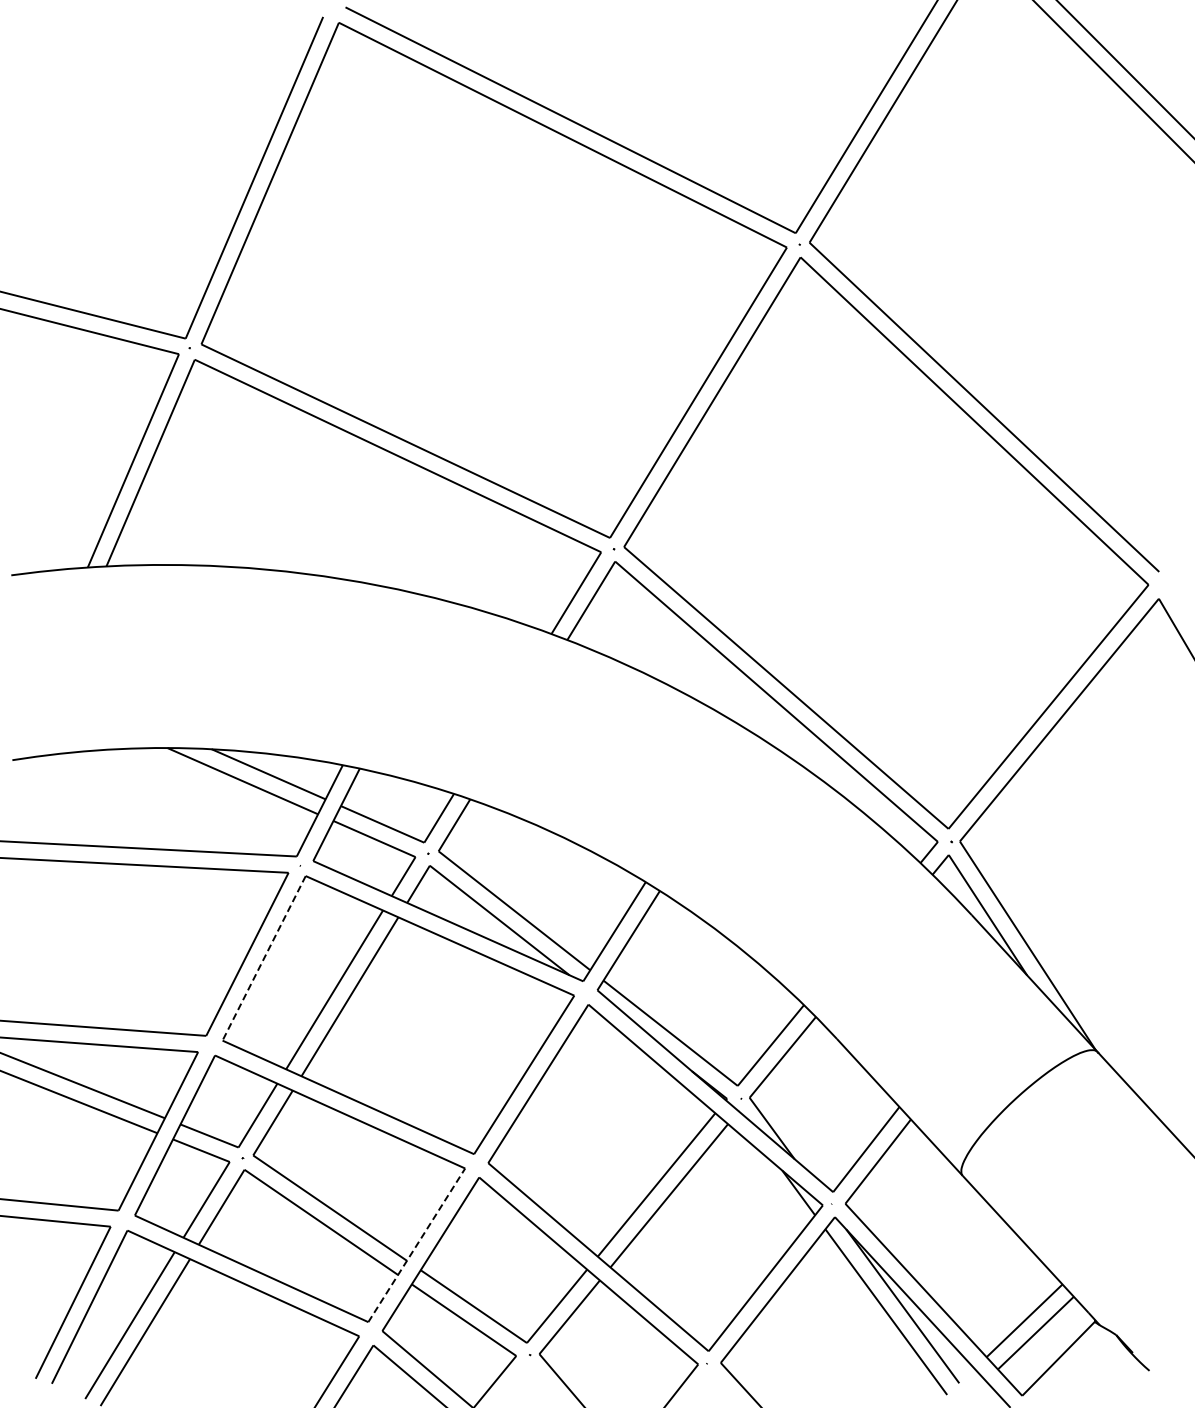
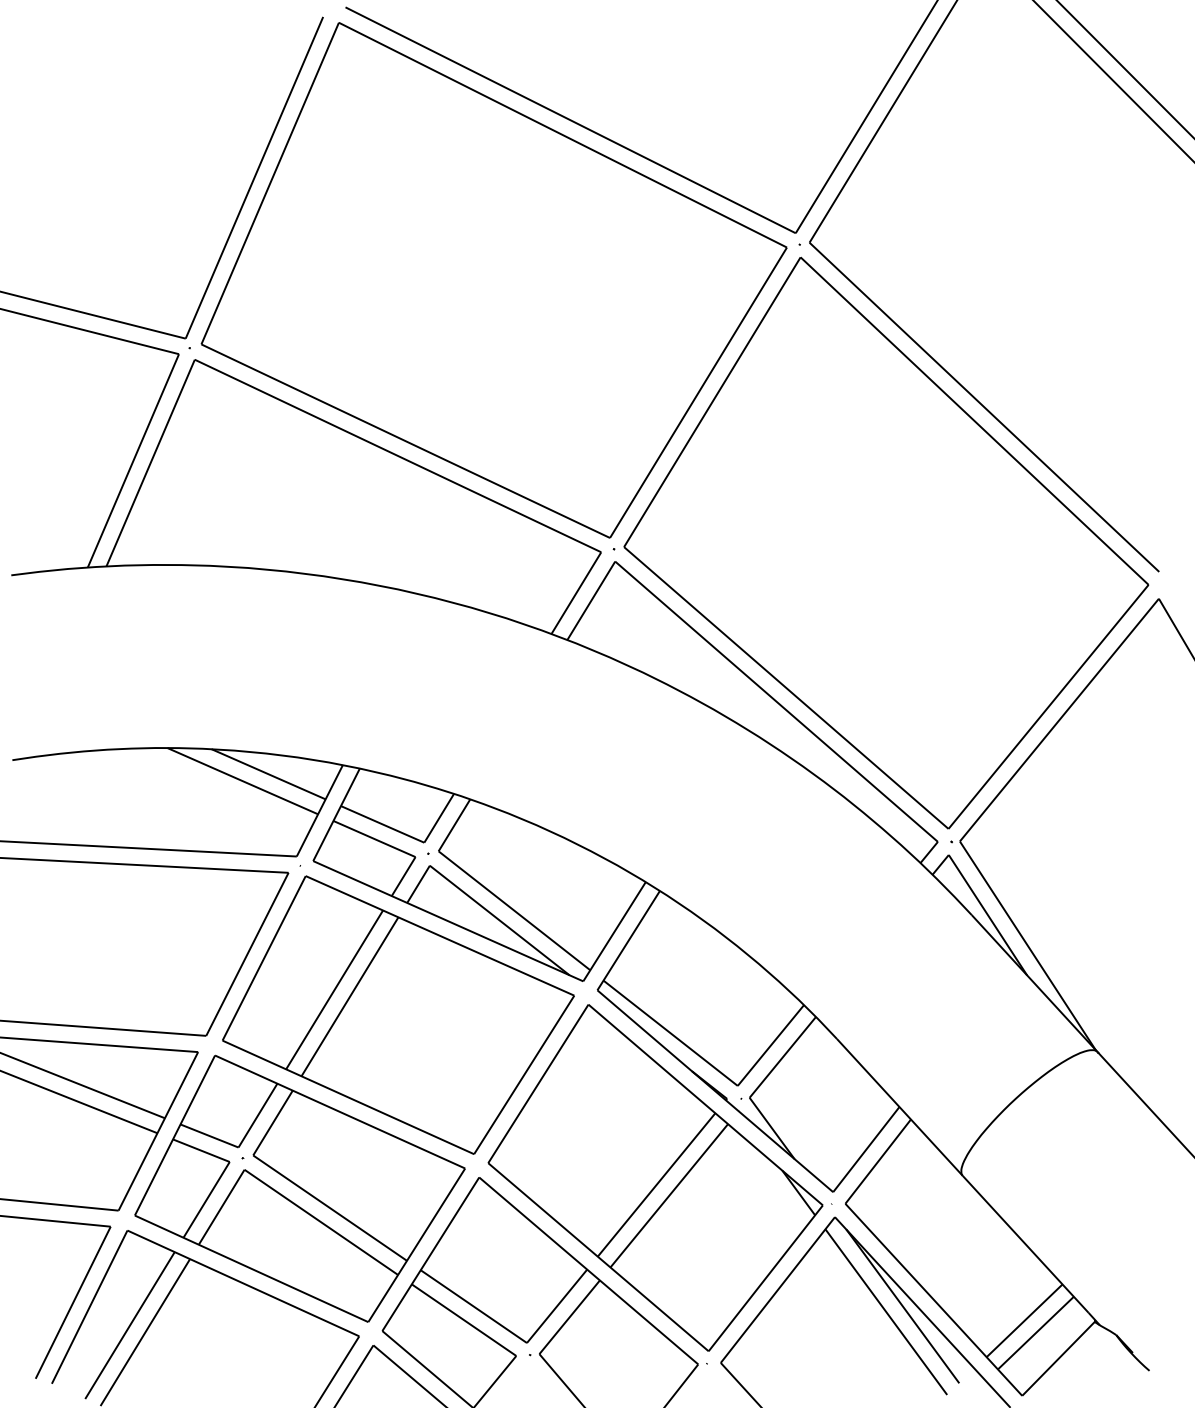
line: dashed -> solid (263, 958)
line: dashed -> solid (416, 1245)
